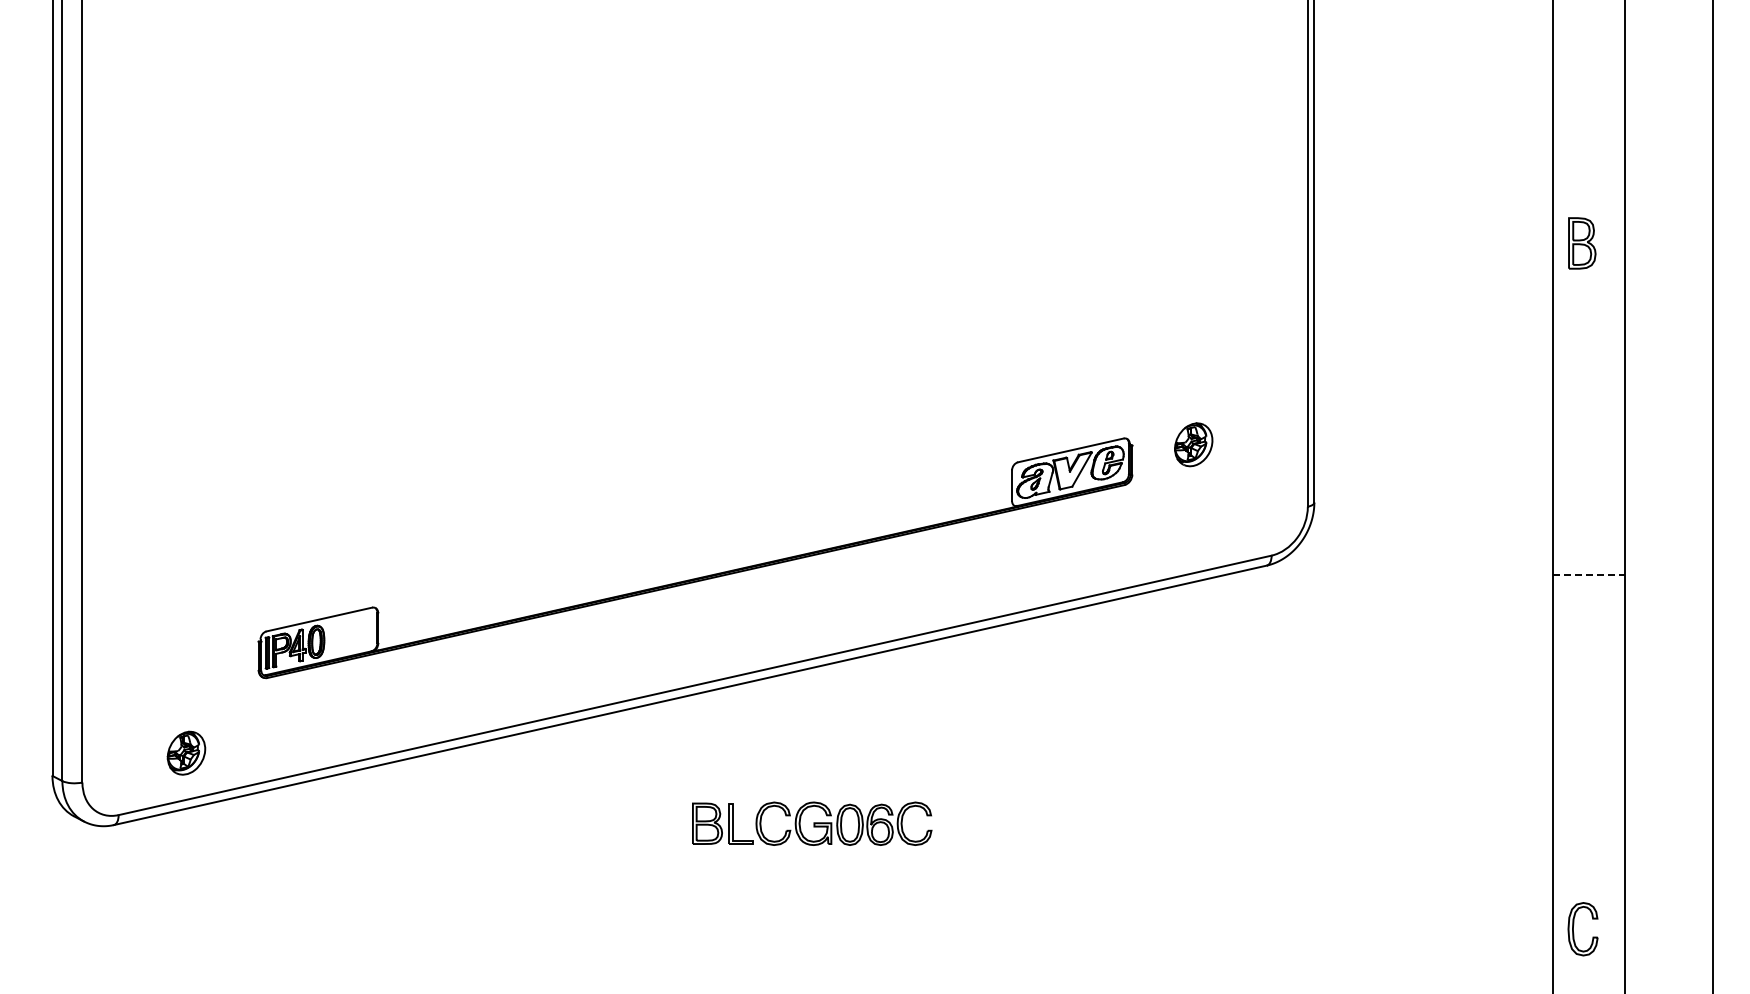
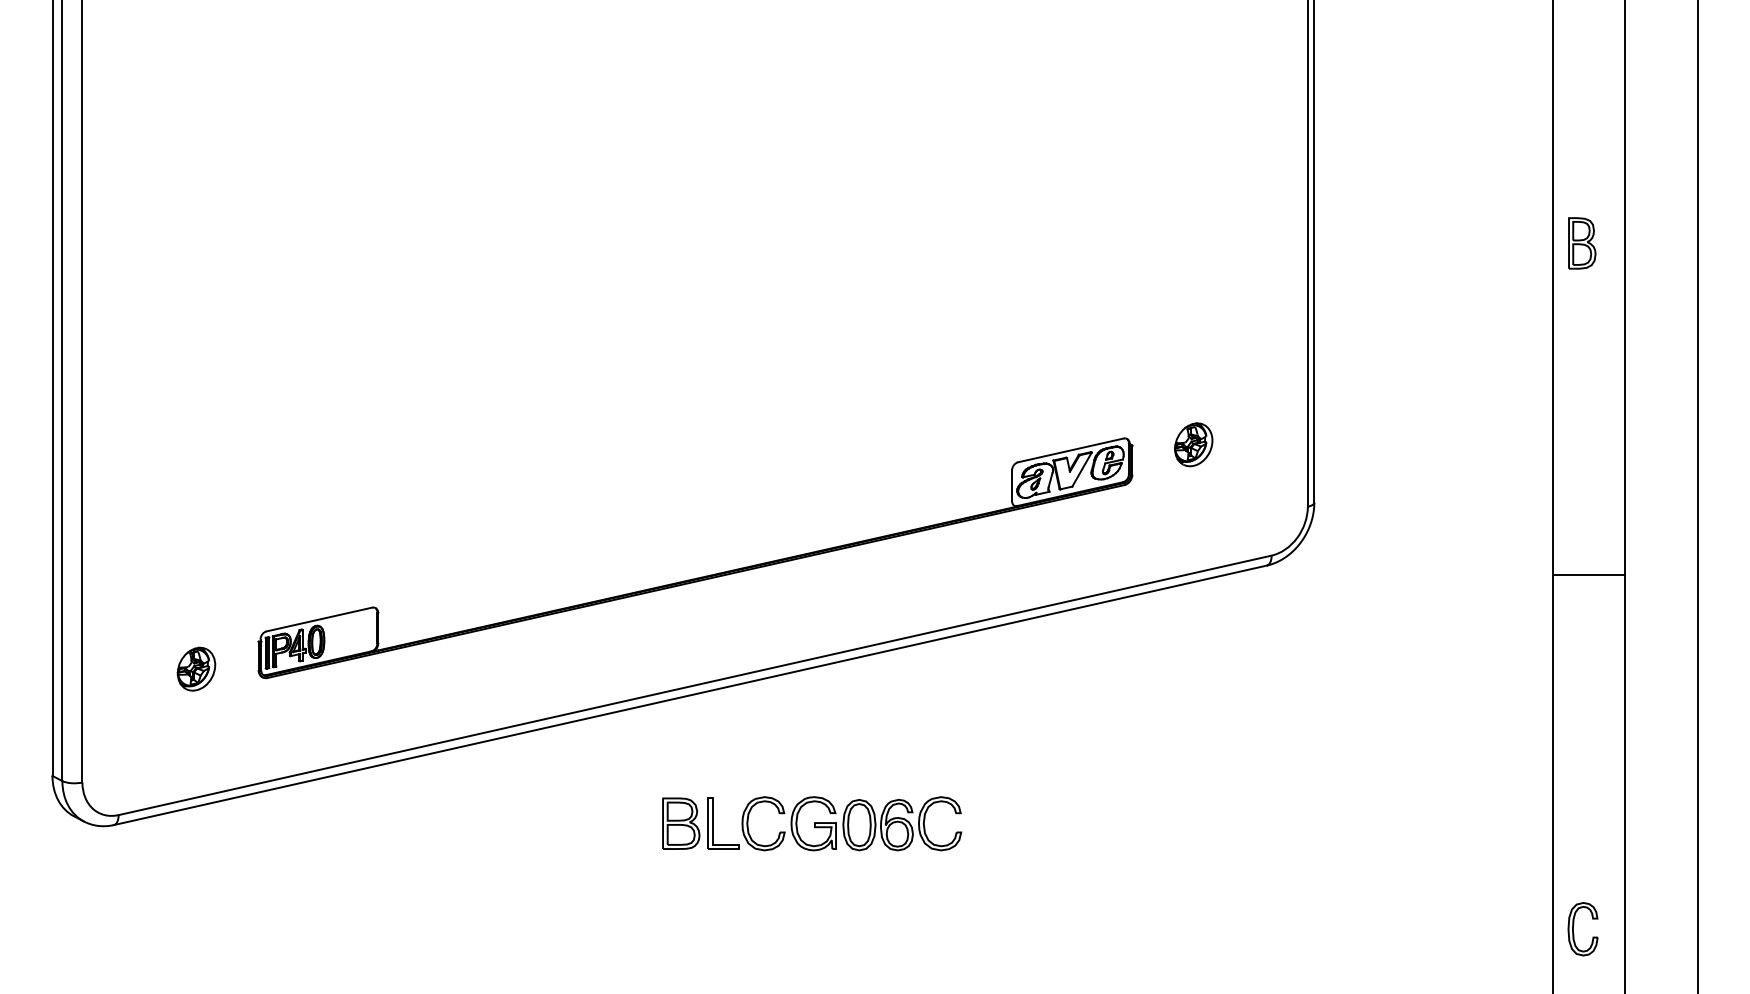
line position: (1712, 496) -> (1697, 496) (1697, 496)
line: dashed -> solid (1589, 574)
part position: (186, 752) -> (196, 668) (196, 668)
part size: 241x45 px -> 301x56 px (812, 823)
